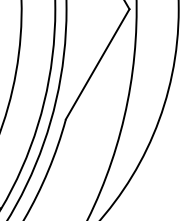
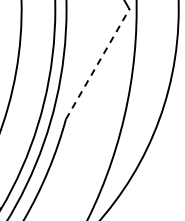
line: solid -> dashed (97, 64)
